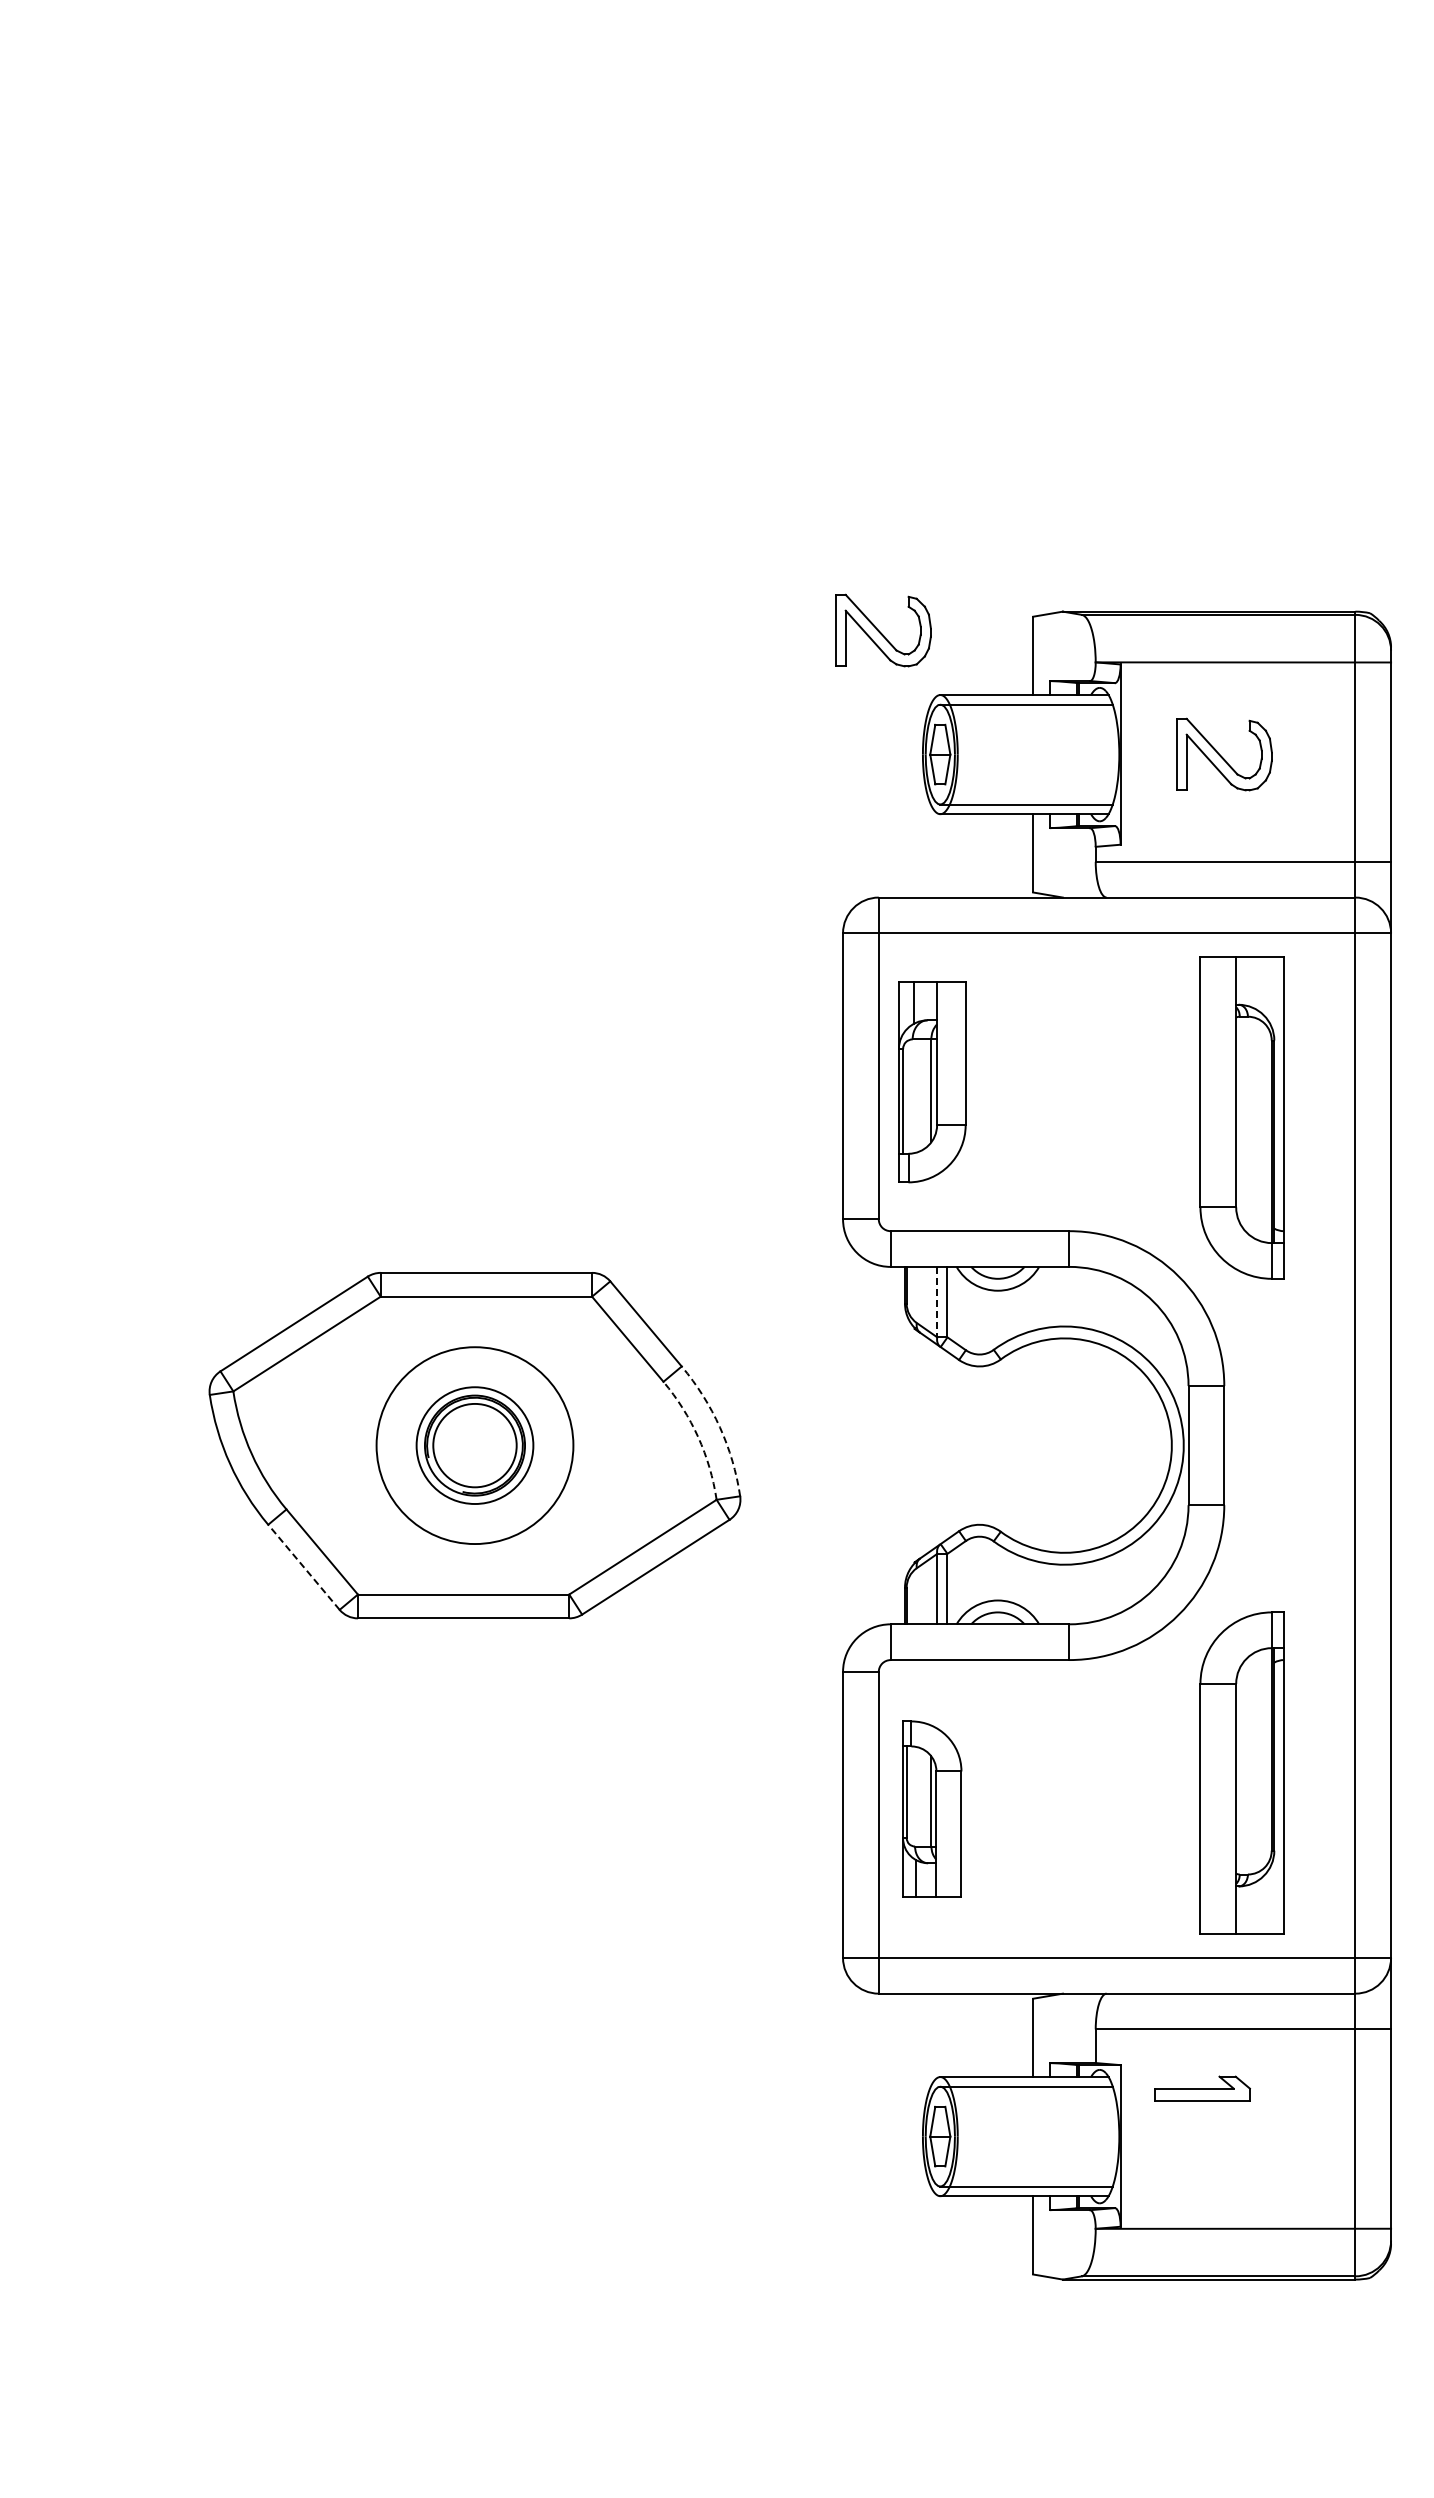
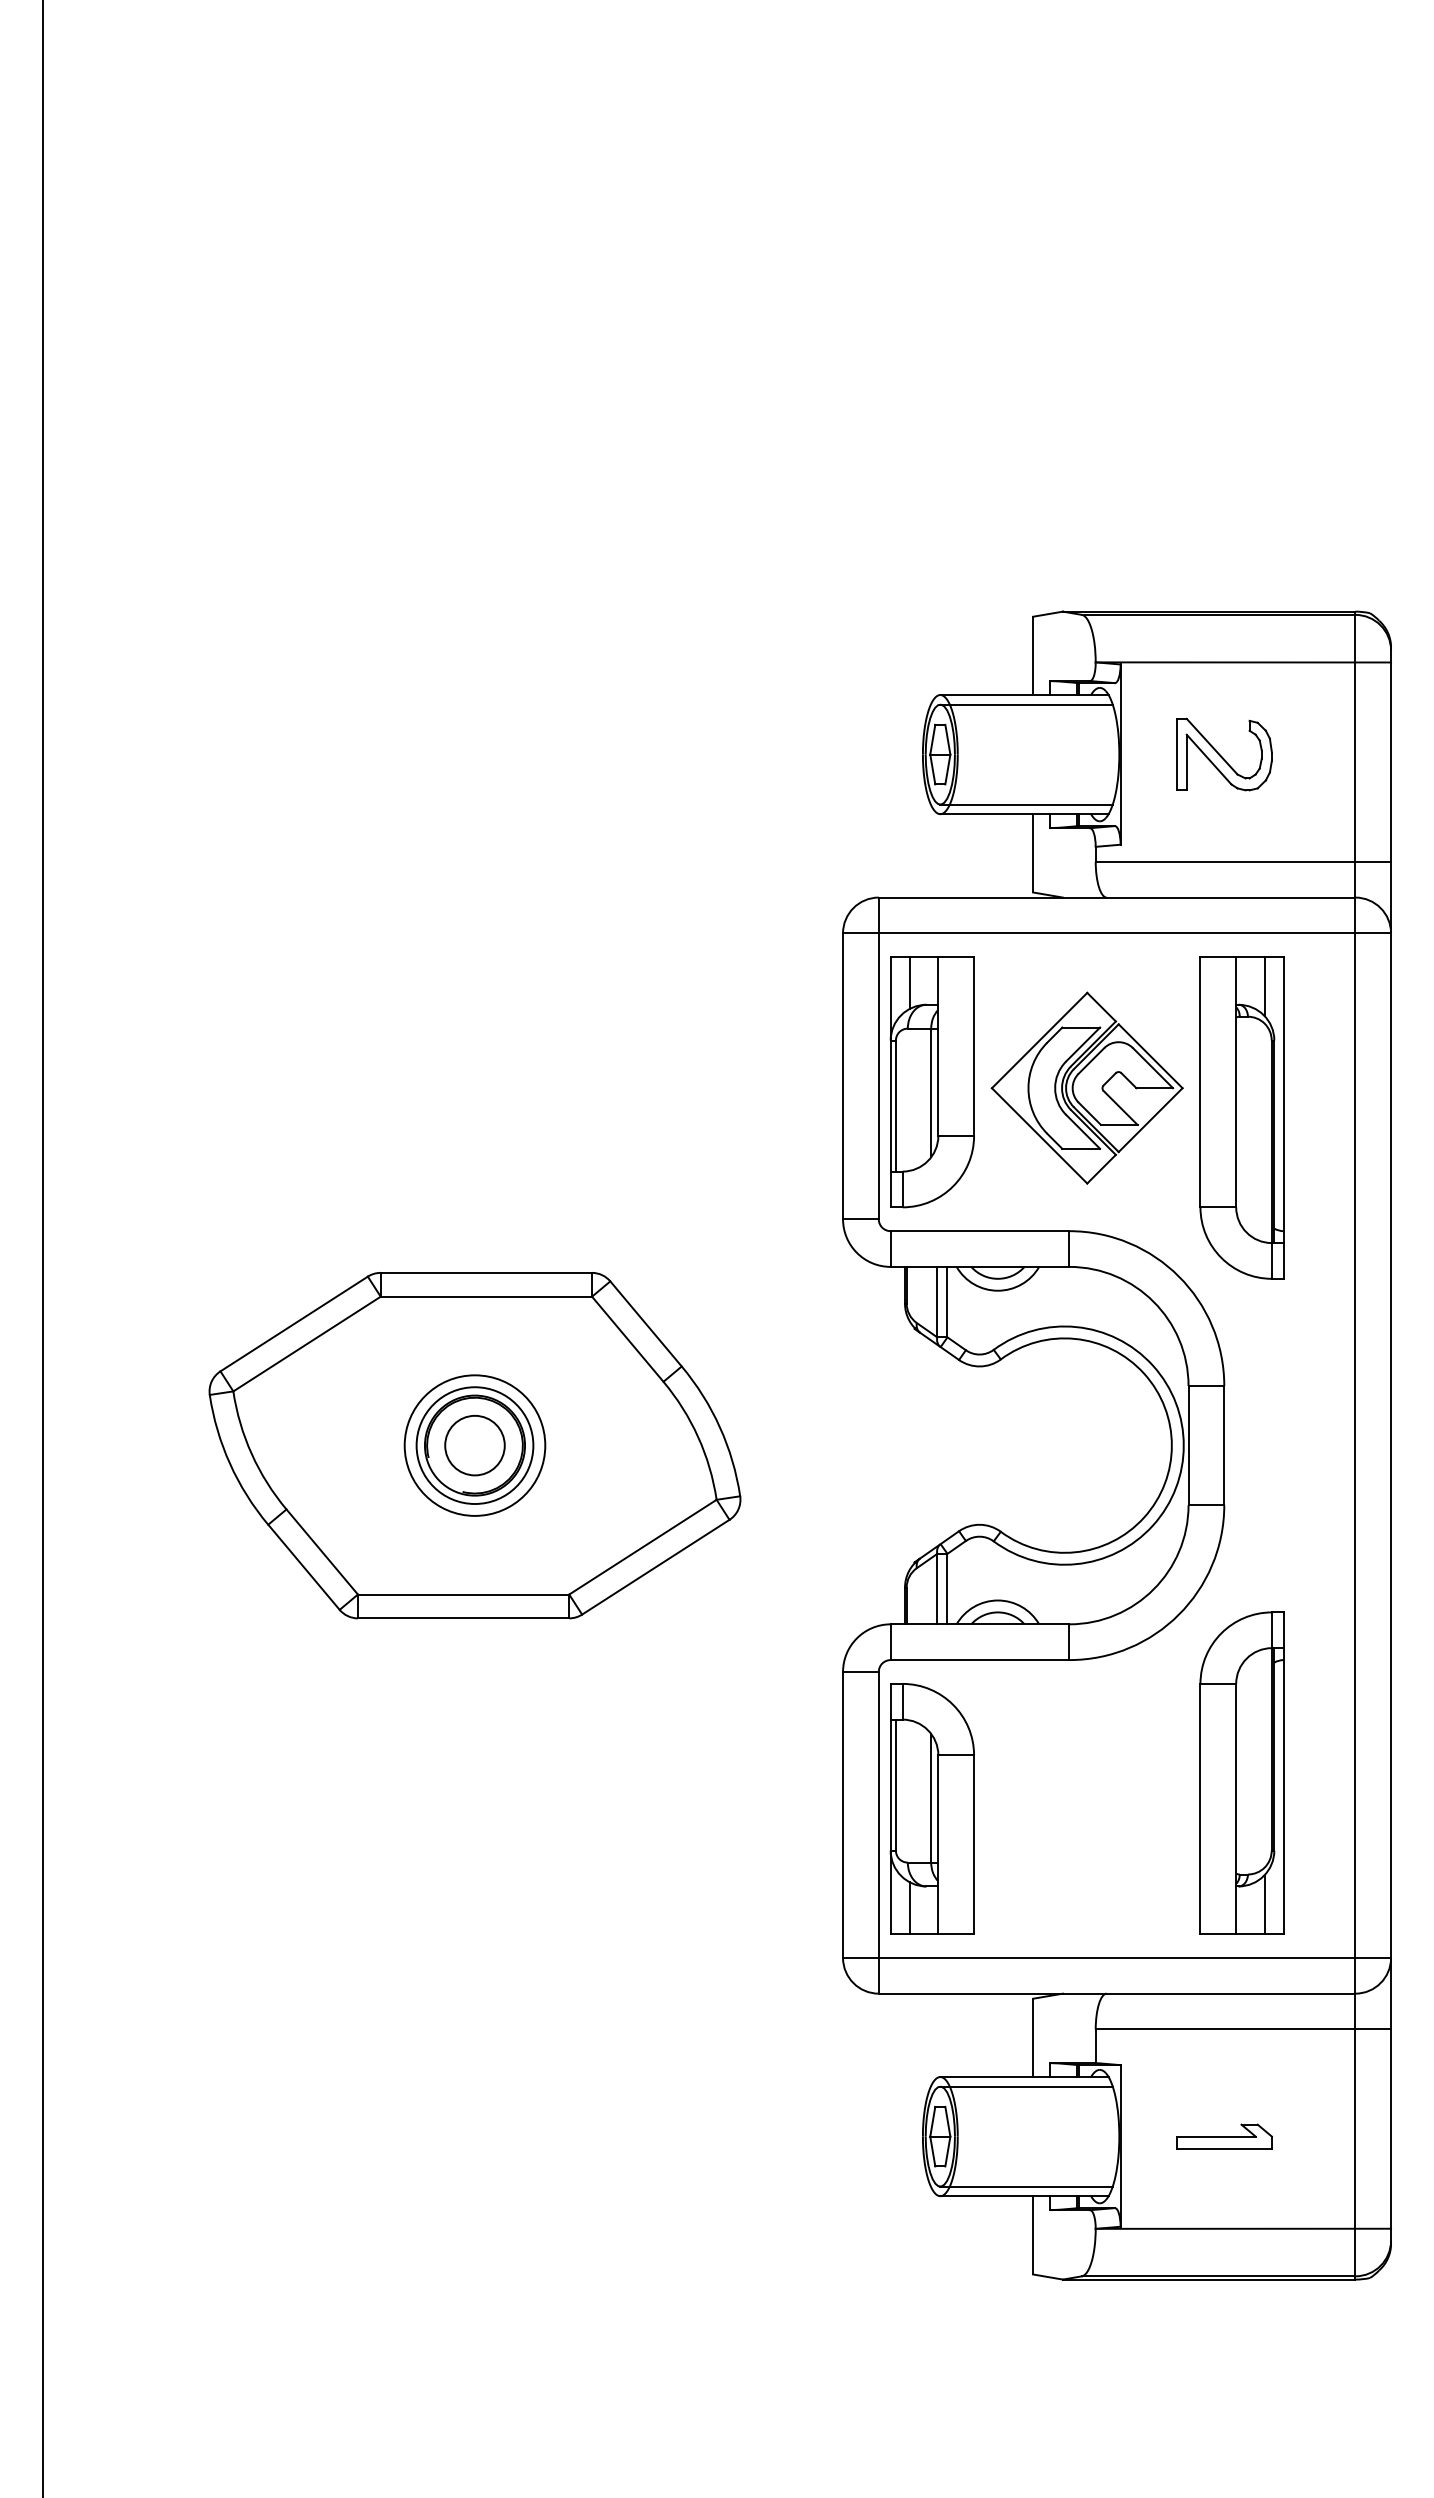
part: present -> none (883, 630)
line: none -> present (1264, 986)
part size: 69x203 px -> 86x253 px (931, 1082)
part: none -> present (1086, 1087)
line: none -> present (42, 1248)
line: dashed -> solid (937, 1302)
arc: dashed -> solid (719, 1427)
arc: dashed -> solid (698, 1437)
circle diameter: 197 px -> 141 px (474, 1445)
circle diameter: 83 px -> 60 px (474, 1445)
line: dashed -> solid (303, 1567)
part size: 61x178 px -> 86x252 px (931, 1808)
line: none -> present (1264, 1904)
part position: (1202, 2088) -> (1224, 2136) (1224, 2136)
